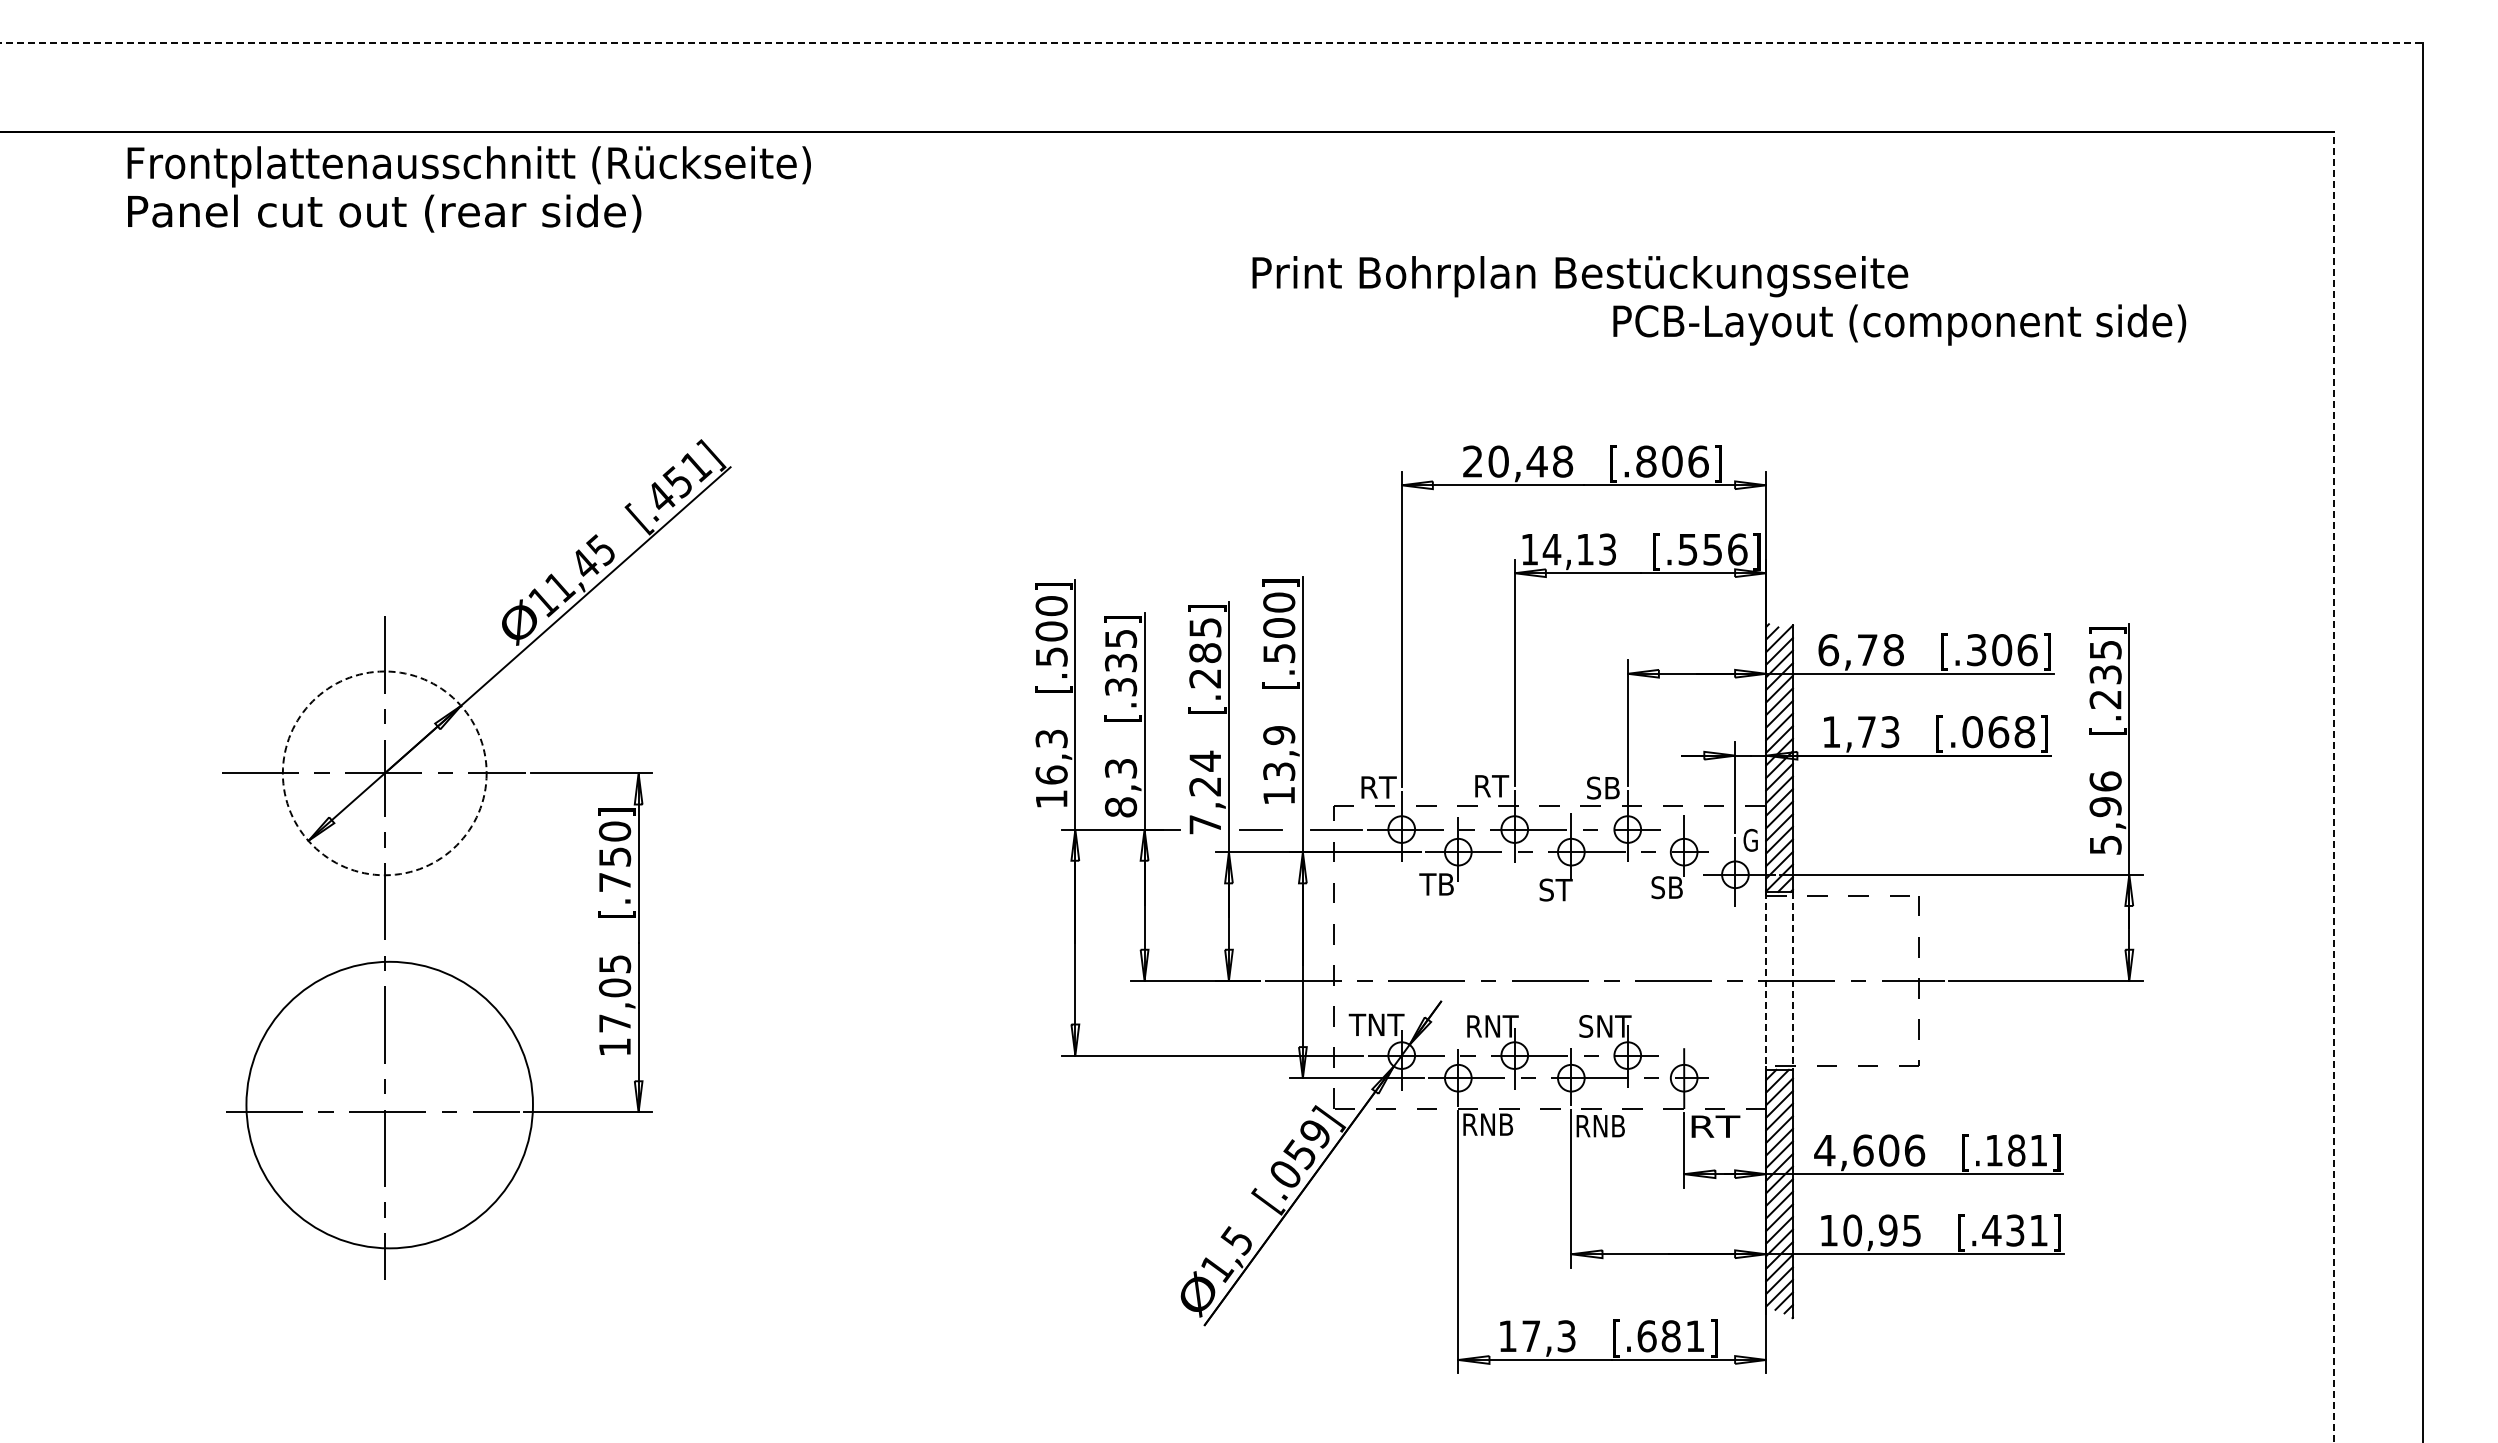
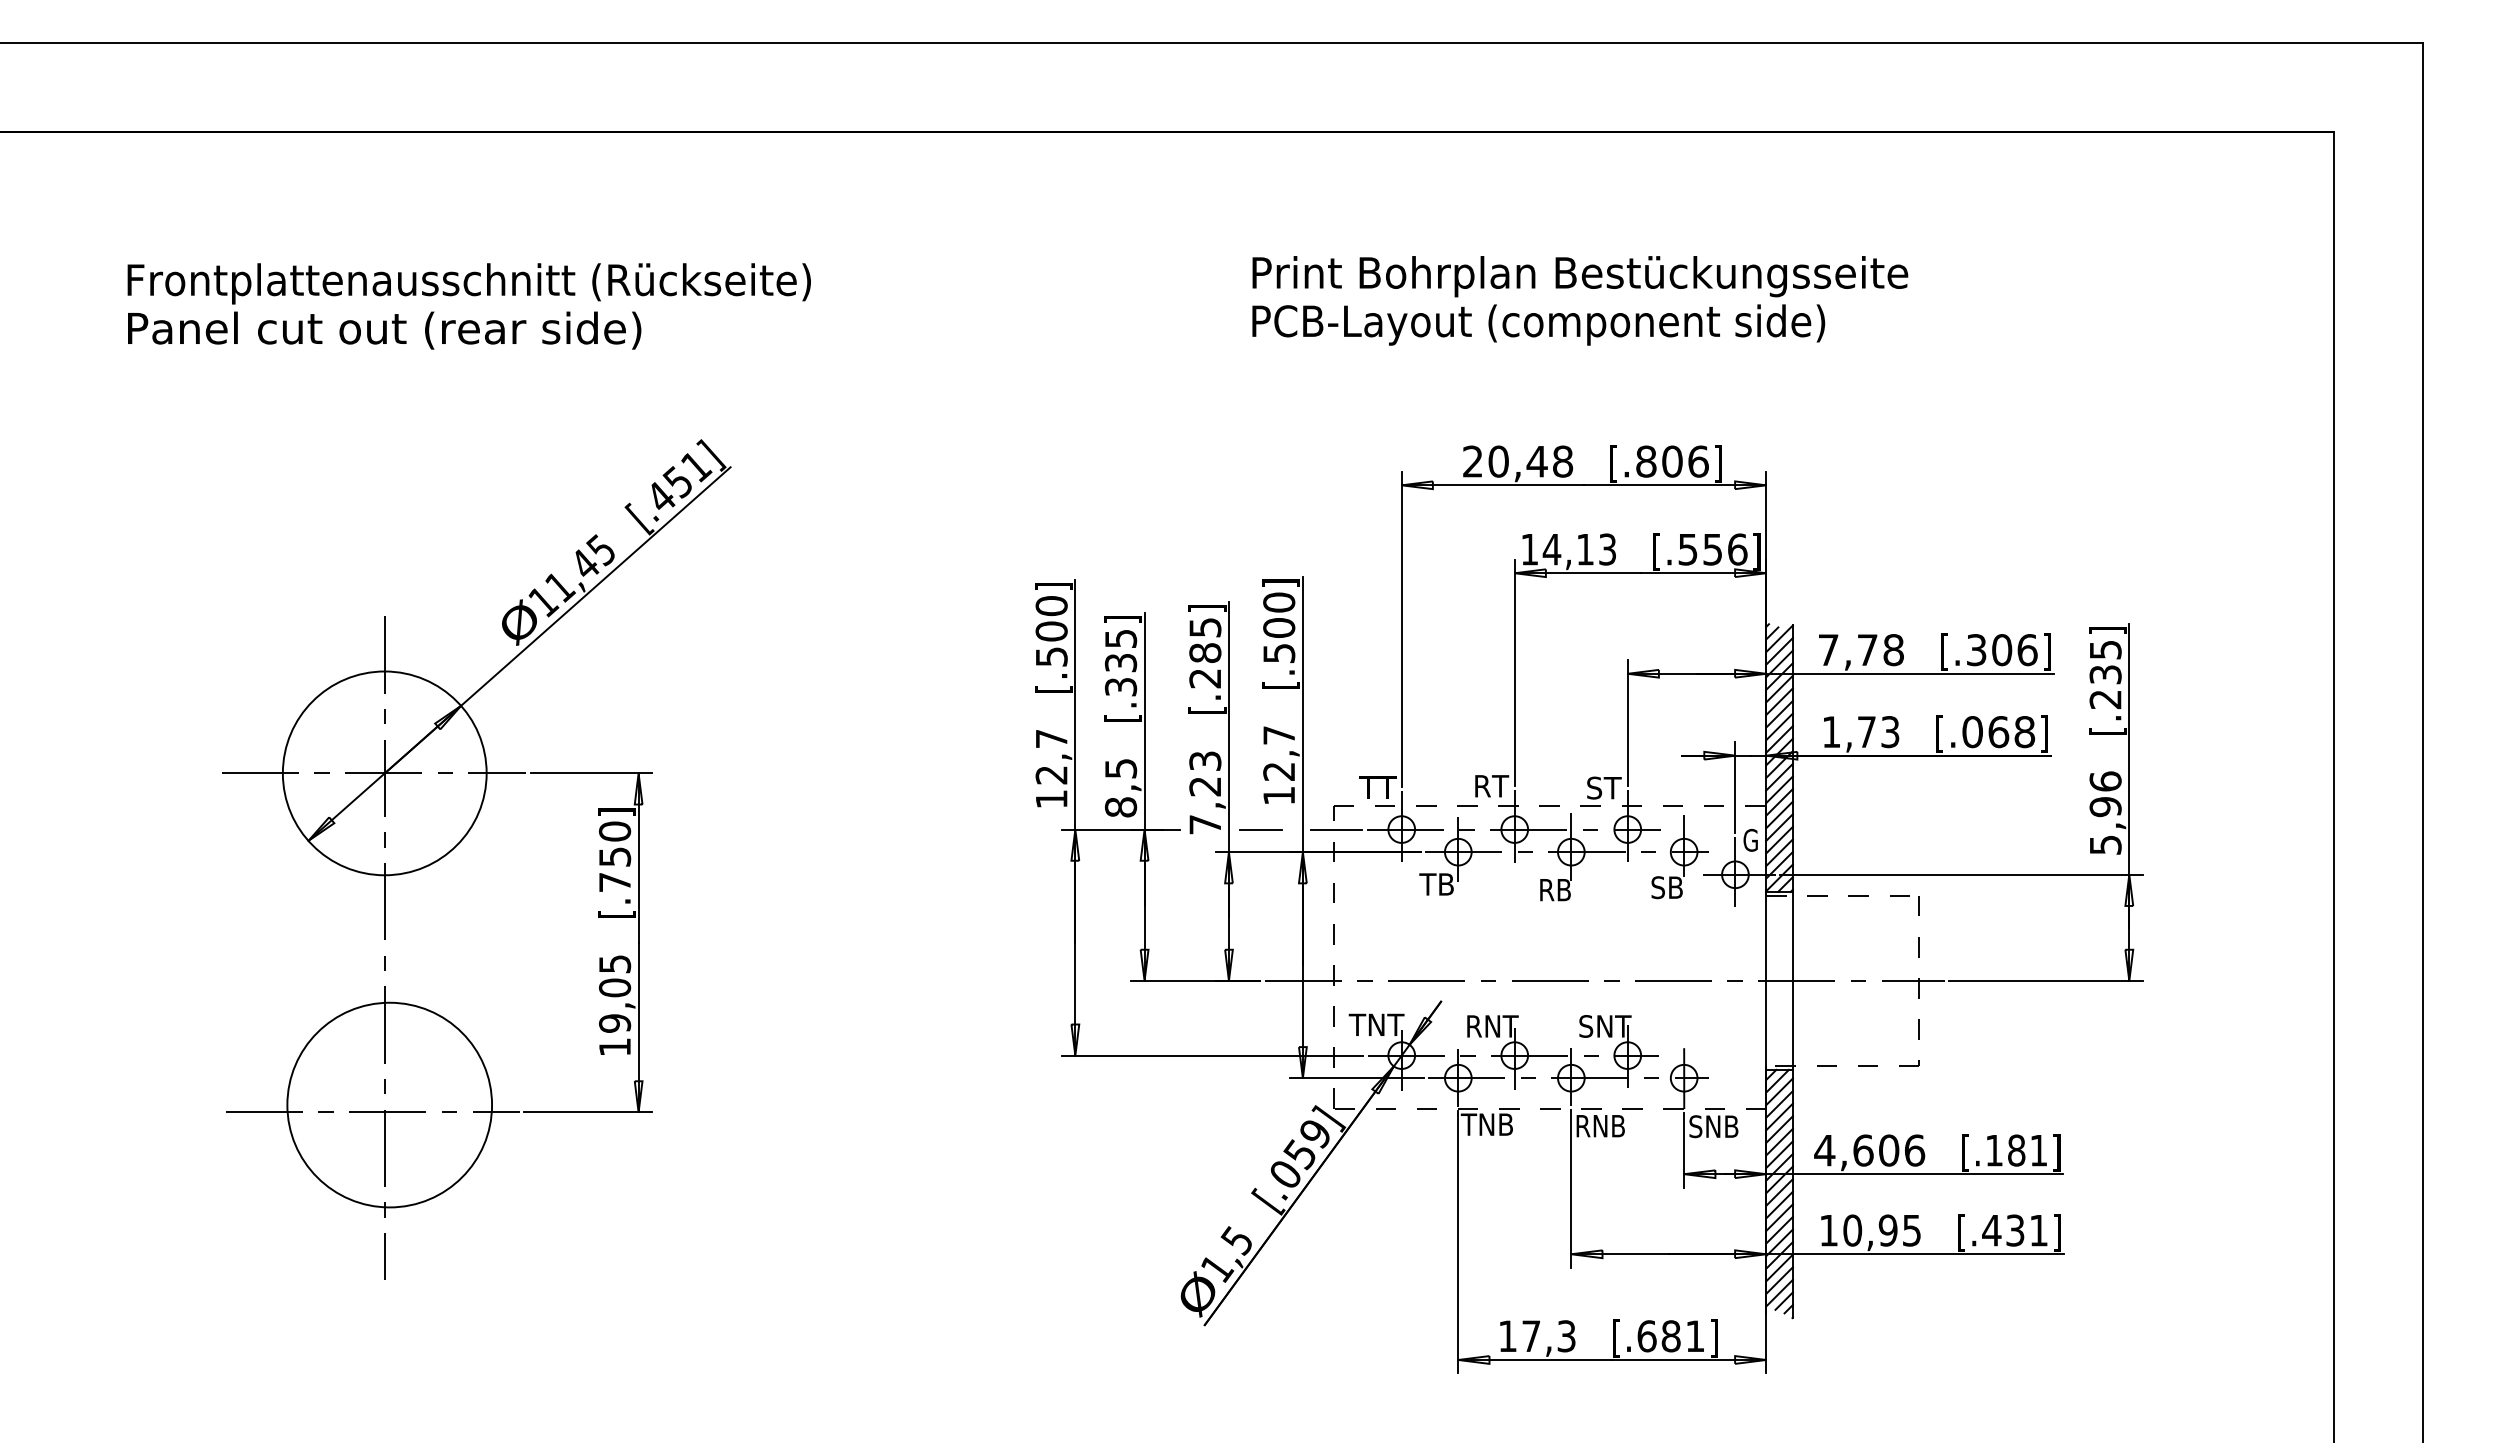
line: dashed -> solid (1212, 43)
text position: (468, 189) -> (468, 306) (468, 306)
text position: (1899, 324) -> (1538, 324) (1538, 324)
text: 6,78 -> 7,78 (1828, 650)
text: 13,9 -> 12,7 (1279, 753)
text: 16,3 -> 12,7 (1051, 756)
text: 7,24 -> 7,23 (1205, 760)
text: 8,3 -> 8,5 (1120, 768)
circle: dashed -> solid (384, 773)
text: RT -> TT (1377, 787)
text: SB -> ST (1604, 787)
line: dashed -> solid (2334, 787)
text: ST -> RB (1555, 889)
line: dashed -> solid (1766, 980)
line: dashed -> solid (1792, 980)
text: 17,05 -> 19,05 (615, 1023)
circle diameter: 287 px -> 205 px (389, 1104)
text: RNB -> TNB (1486, 1124)
text: RT -> SNB (1714, 1126)
